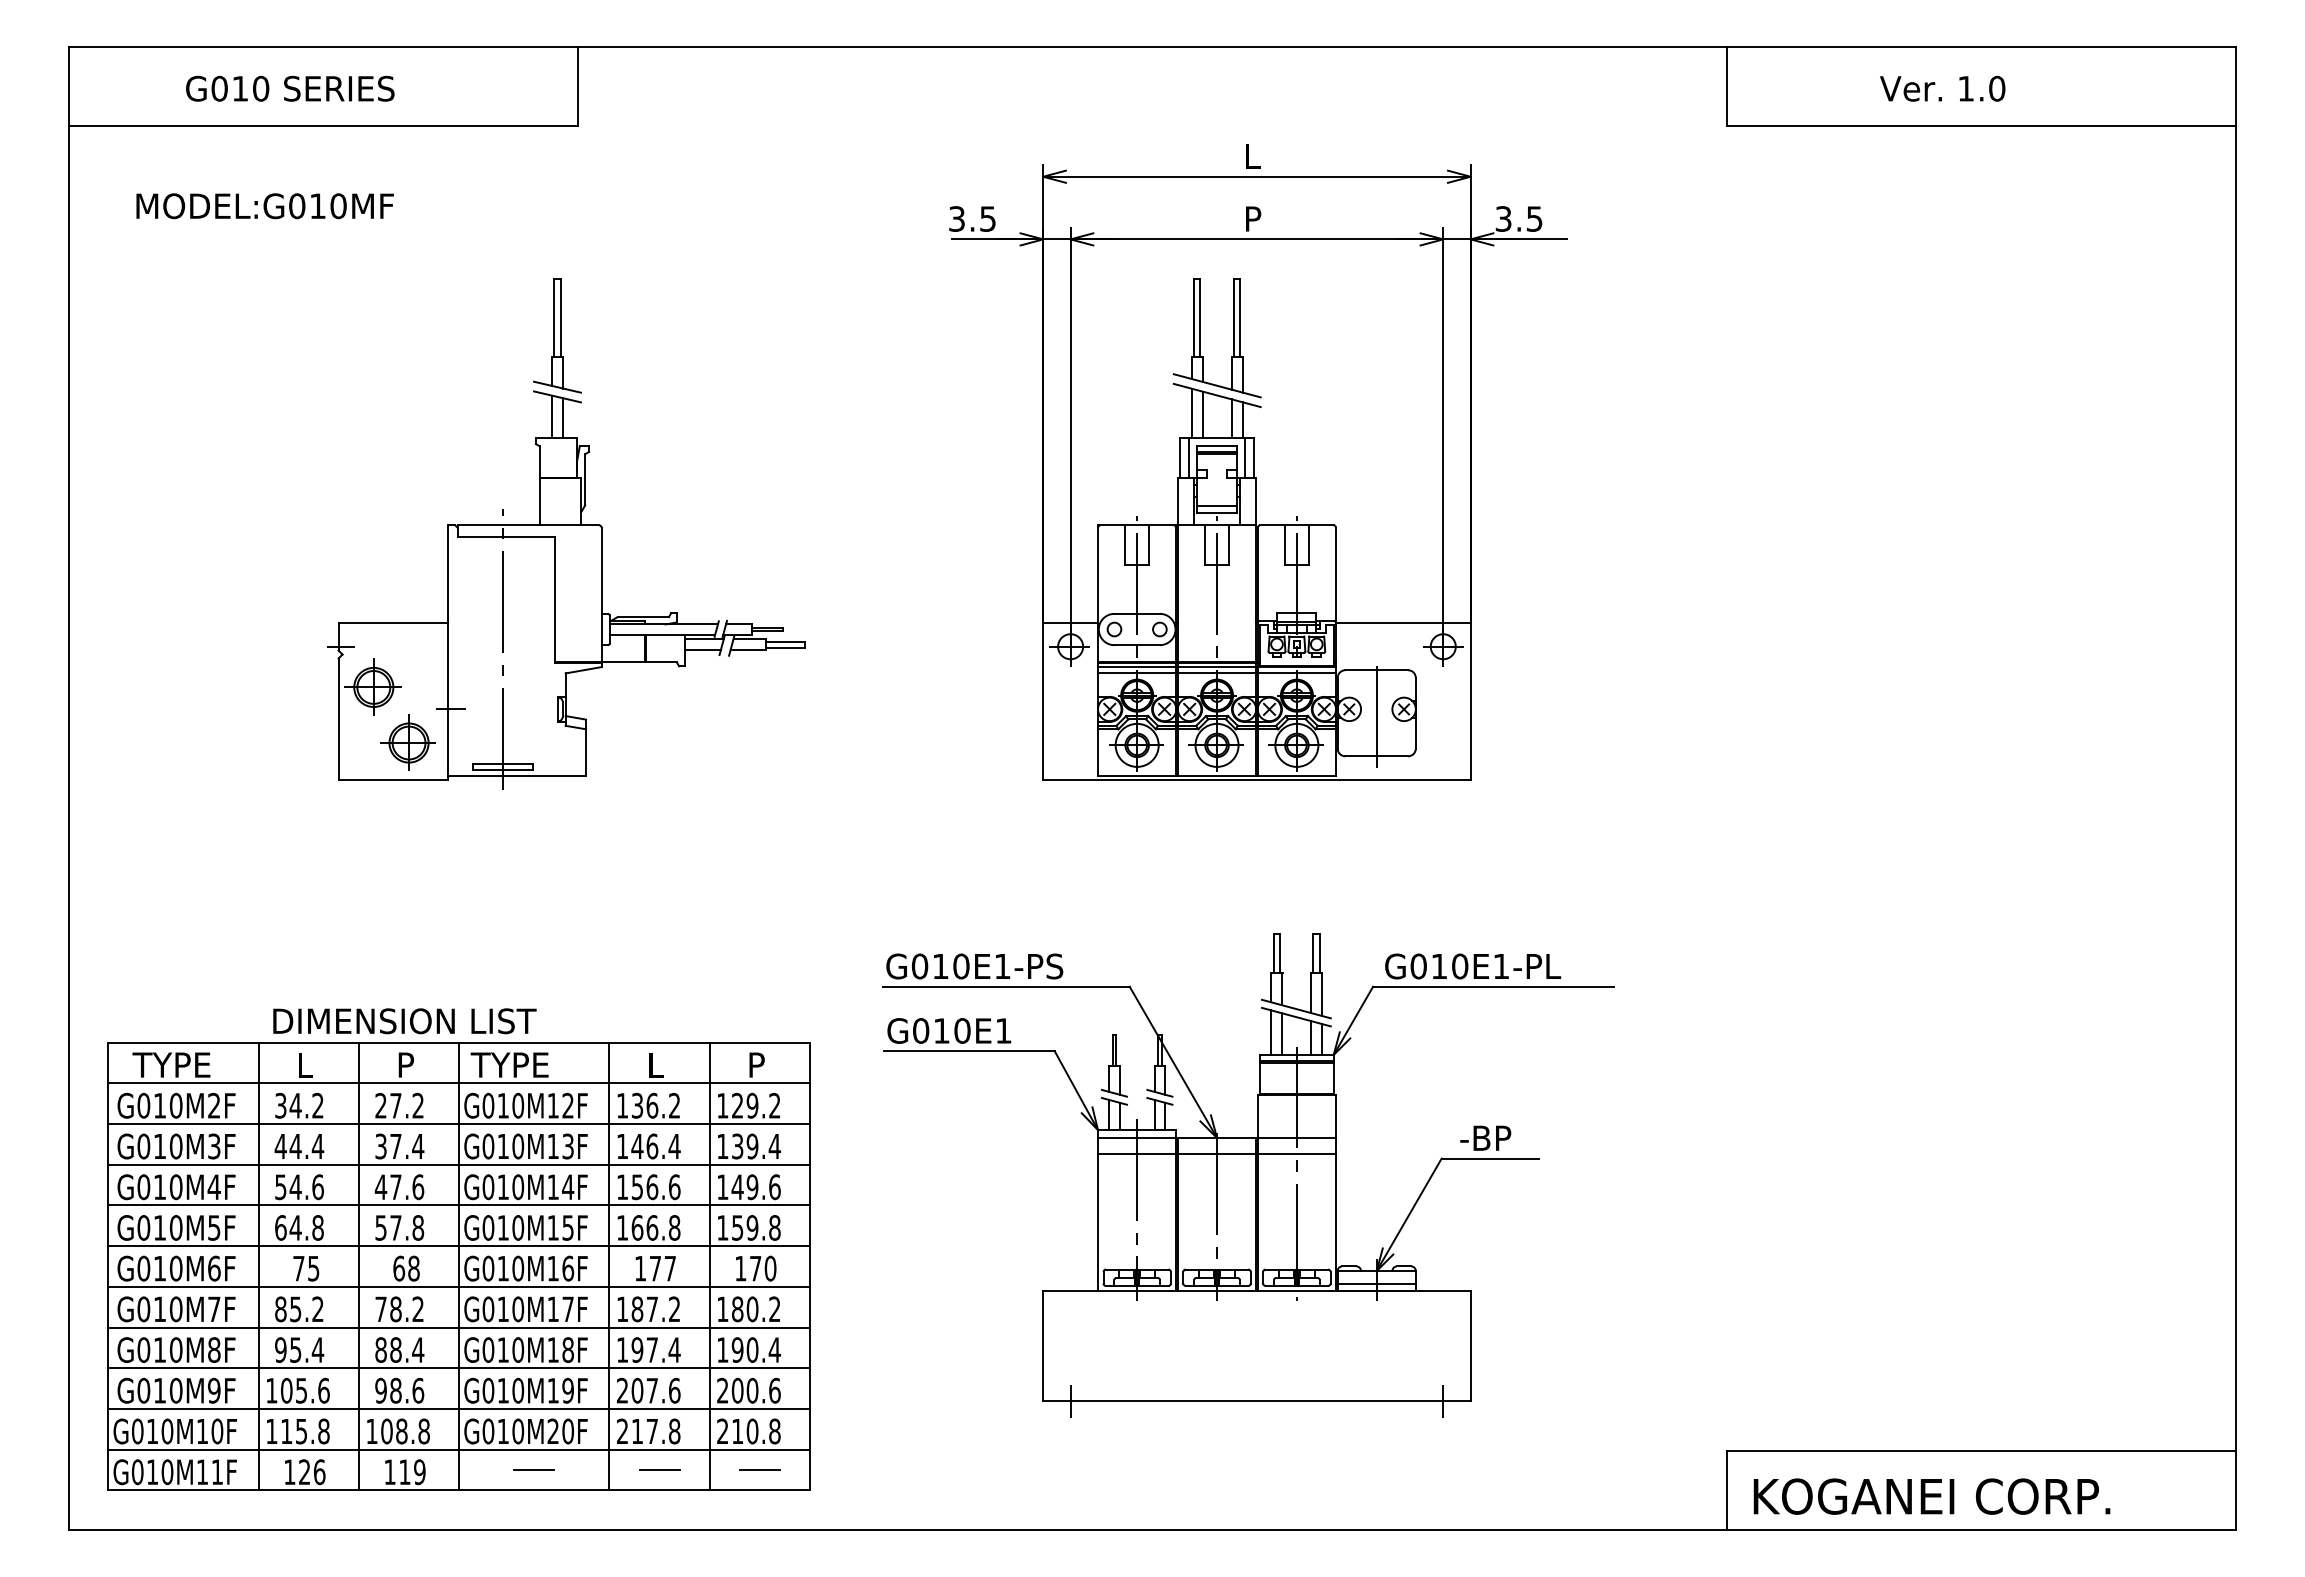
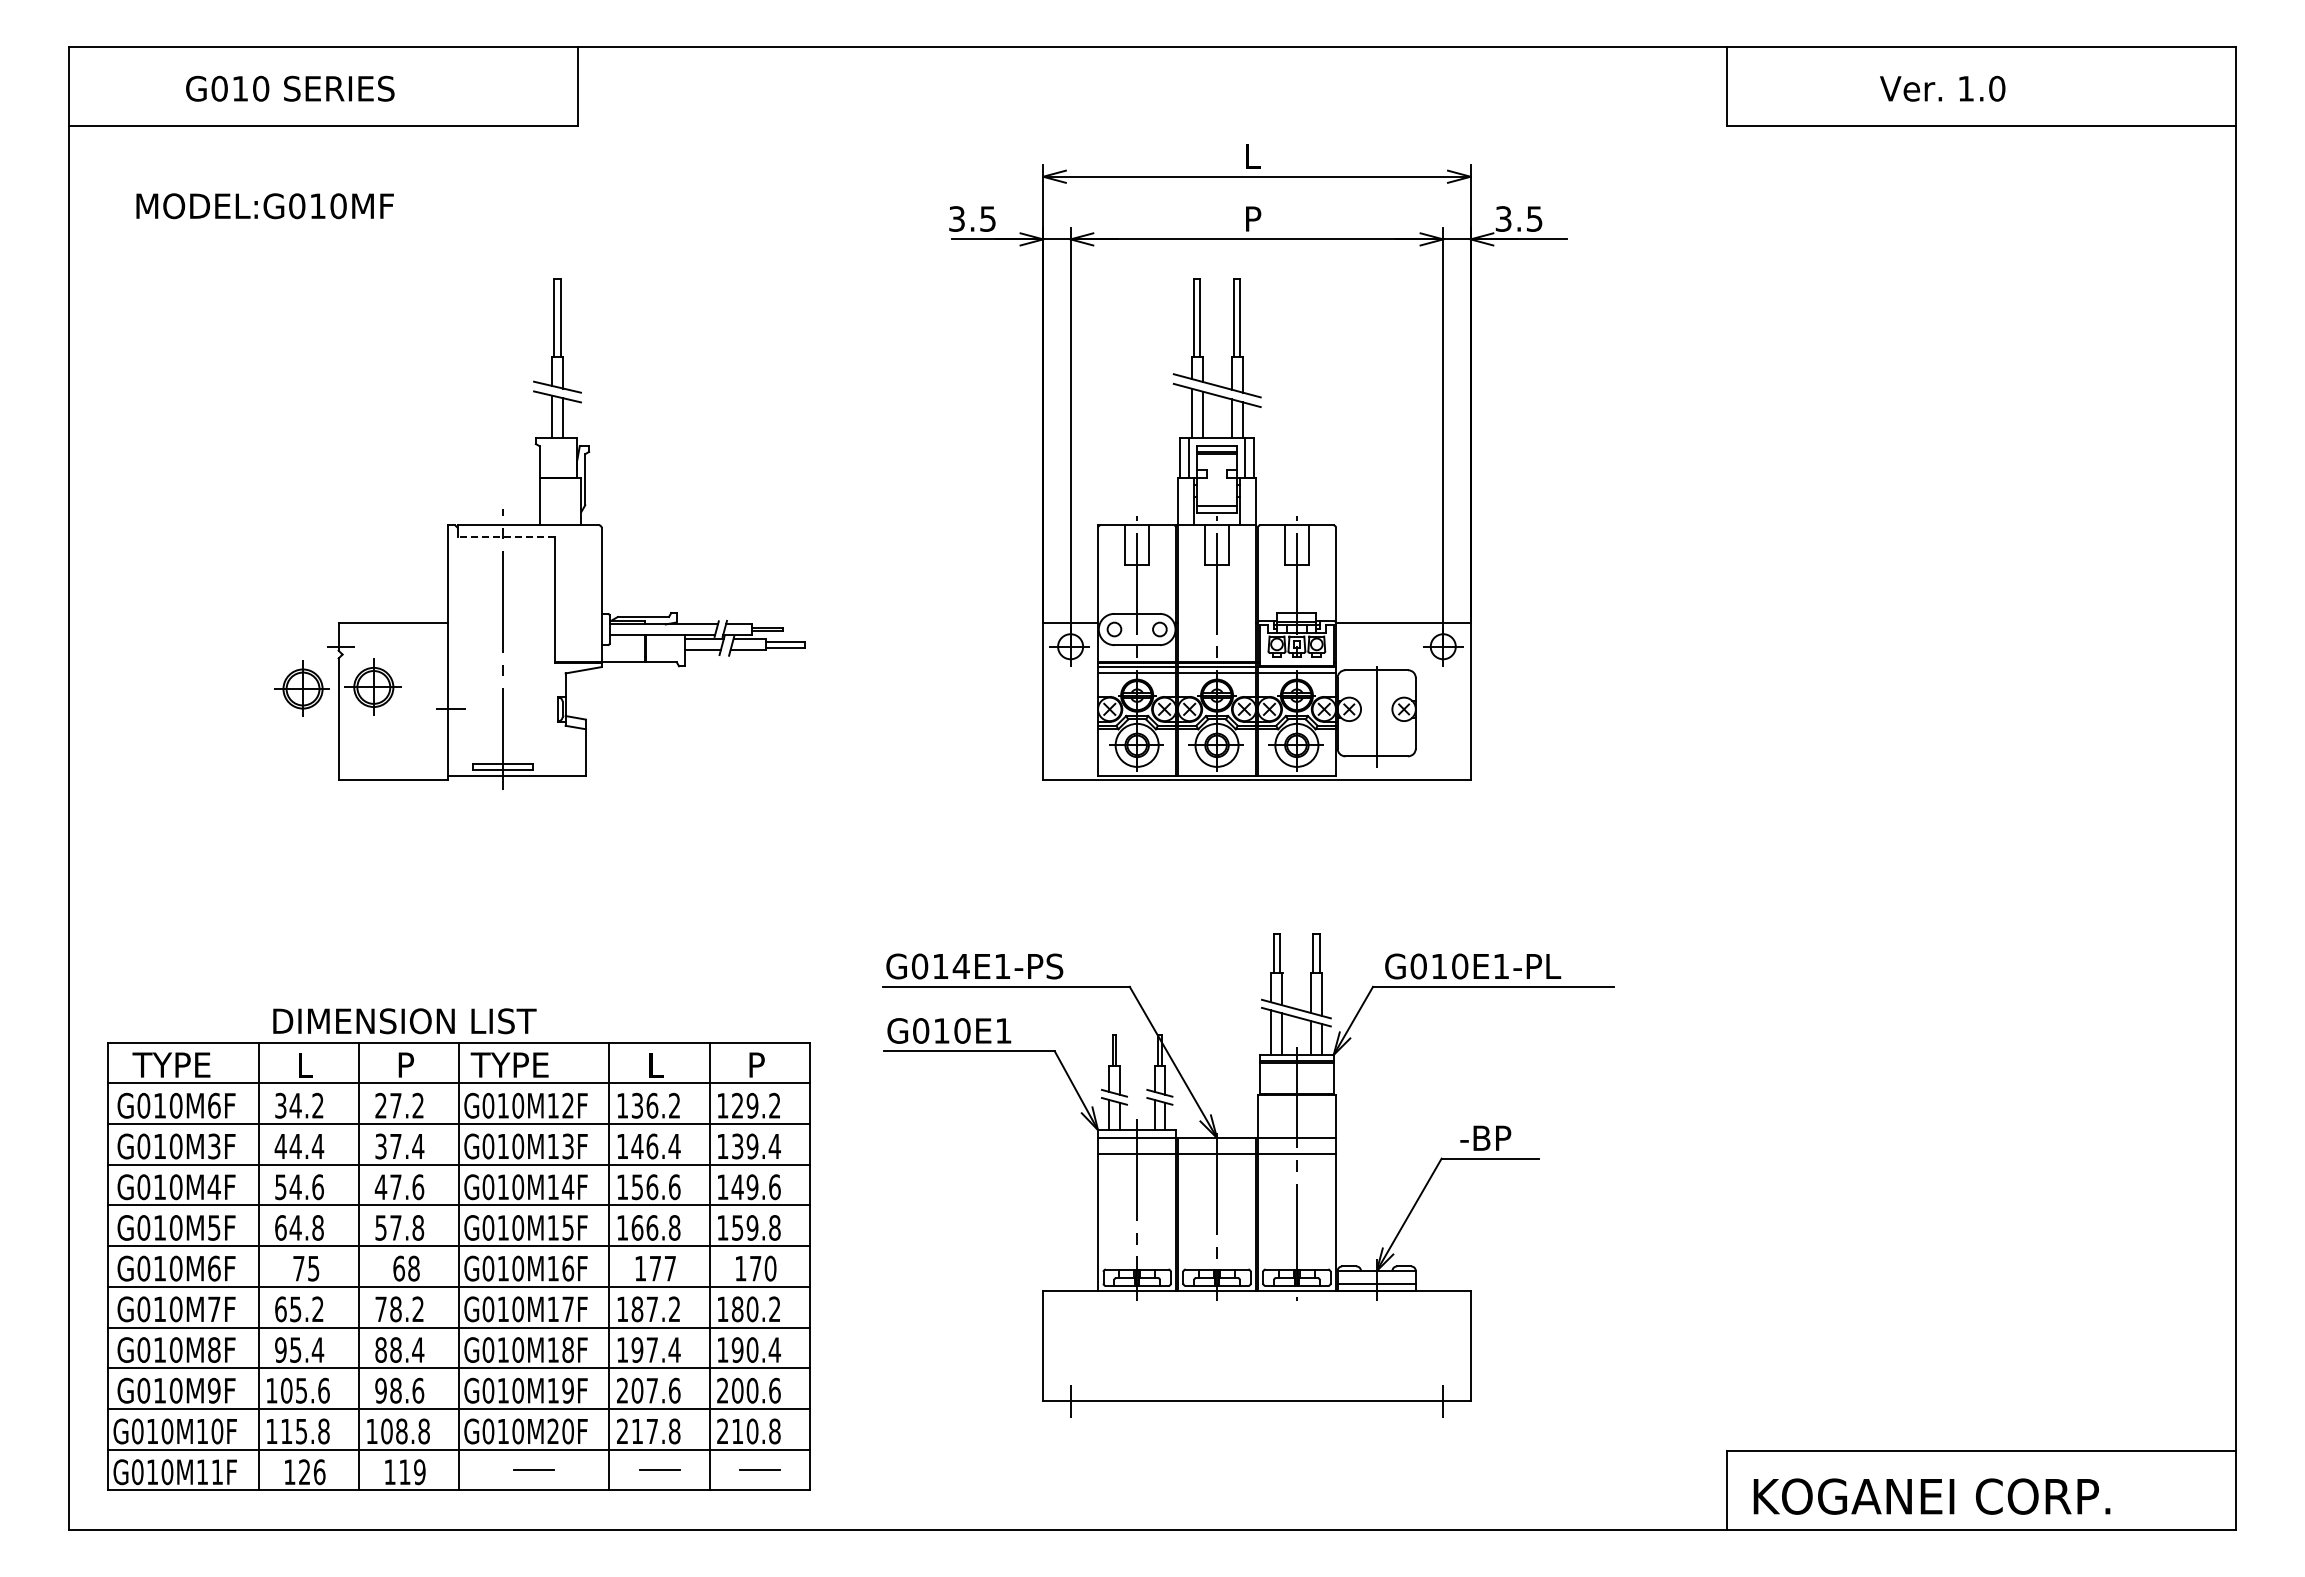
line: solid -> dashed (506, 537)
part position: (407, 742) -> (301, 688) (301, 688)
text: G010E1-PS -> G014E1-PS (960, 966)
text: G010M2F -> G010M6F (214, 1105)
text: 85.2 -> 65.2 (280, 1309)
